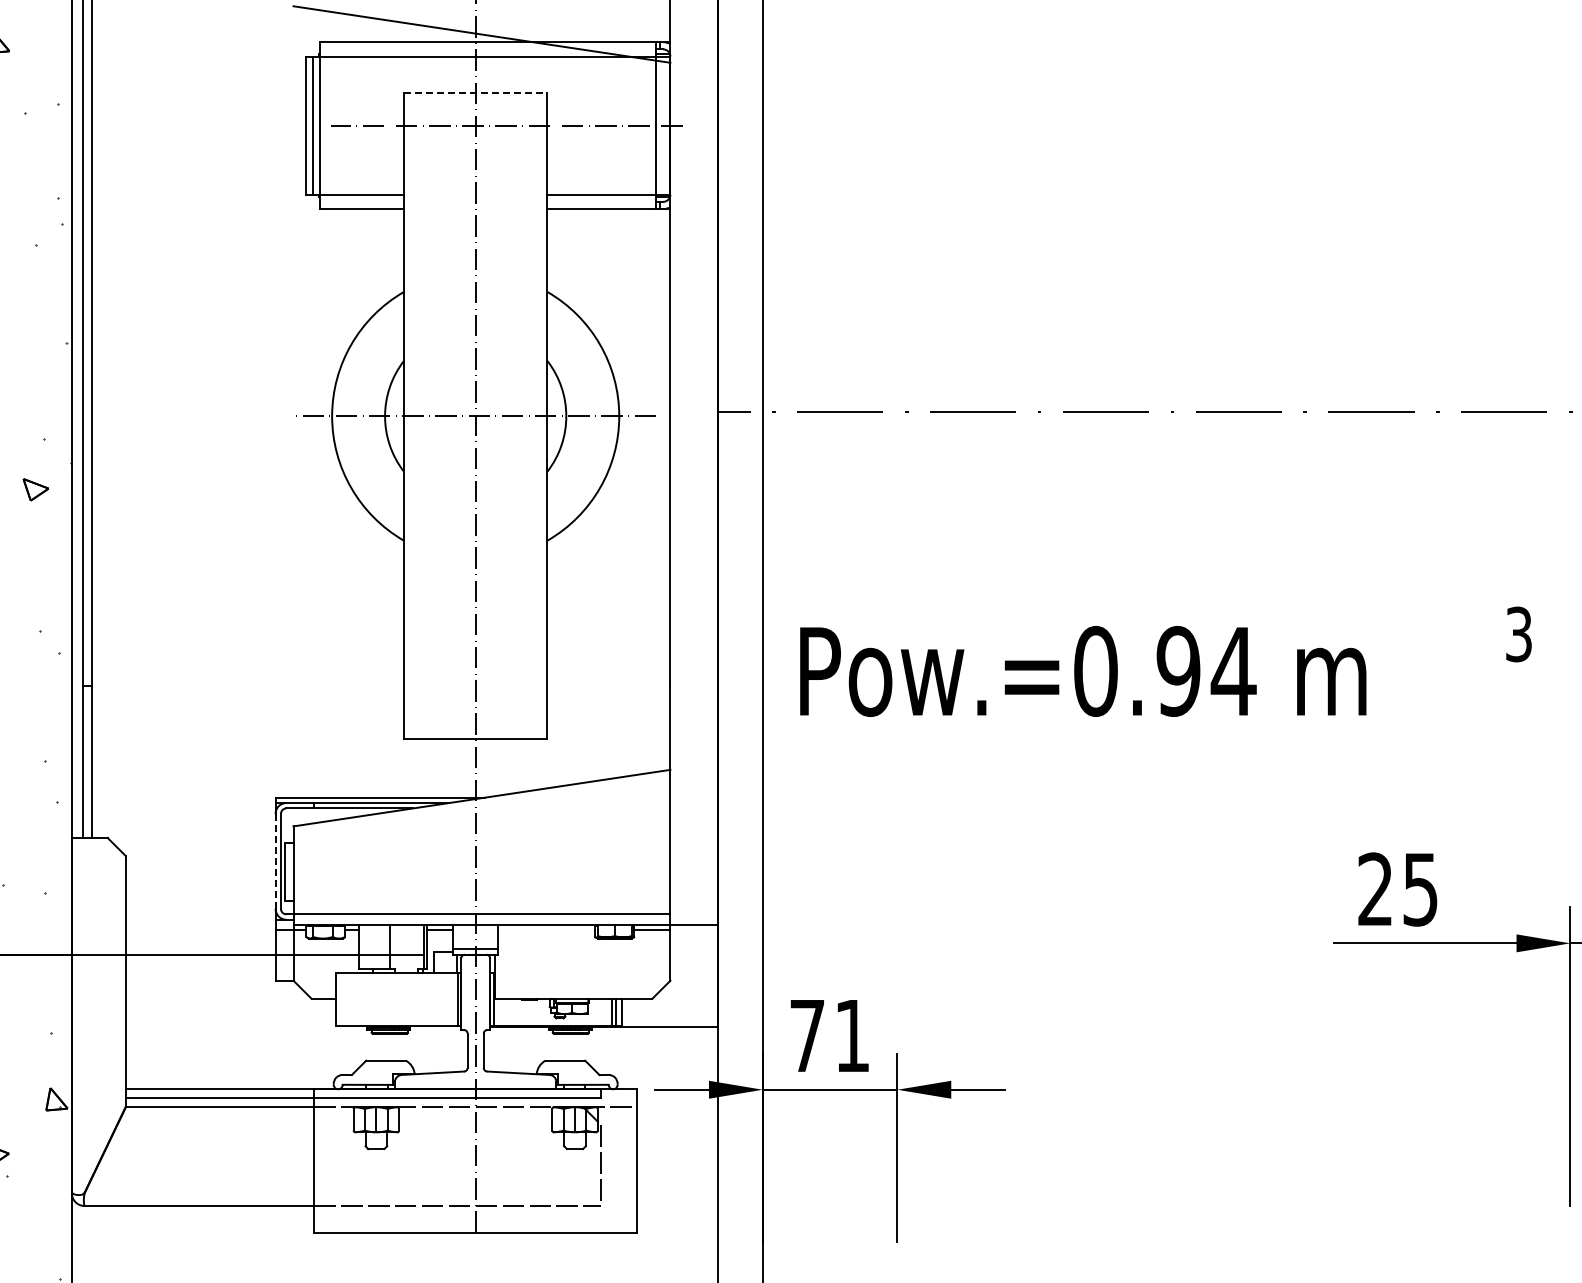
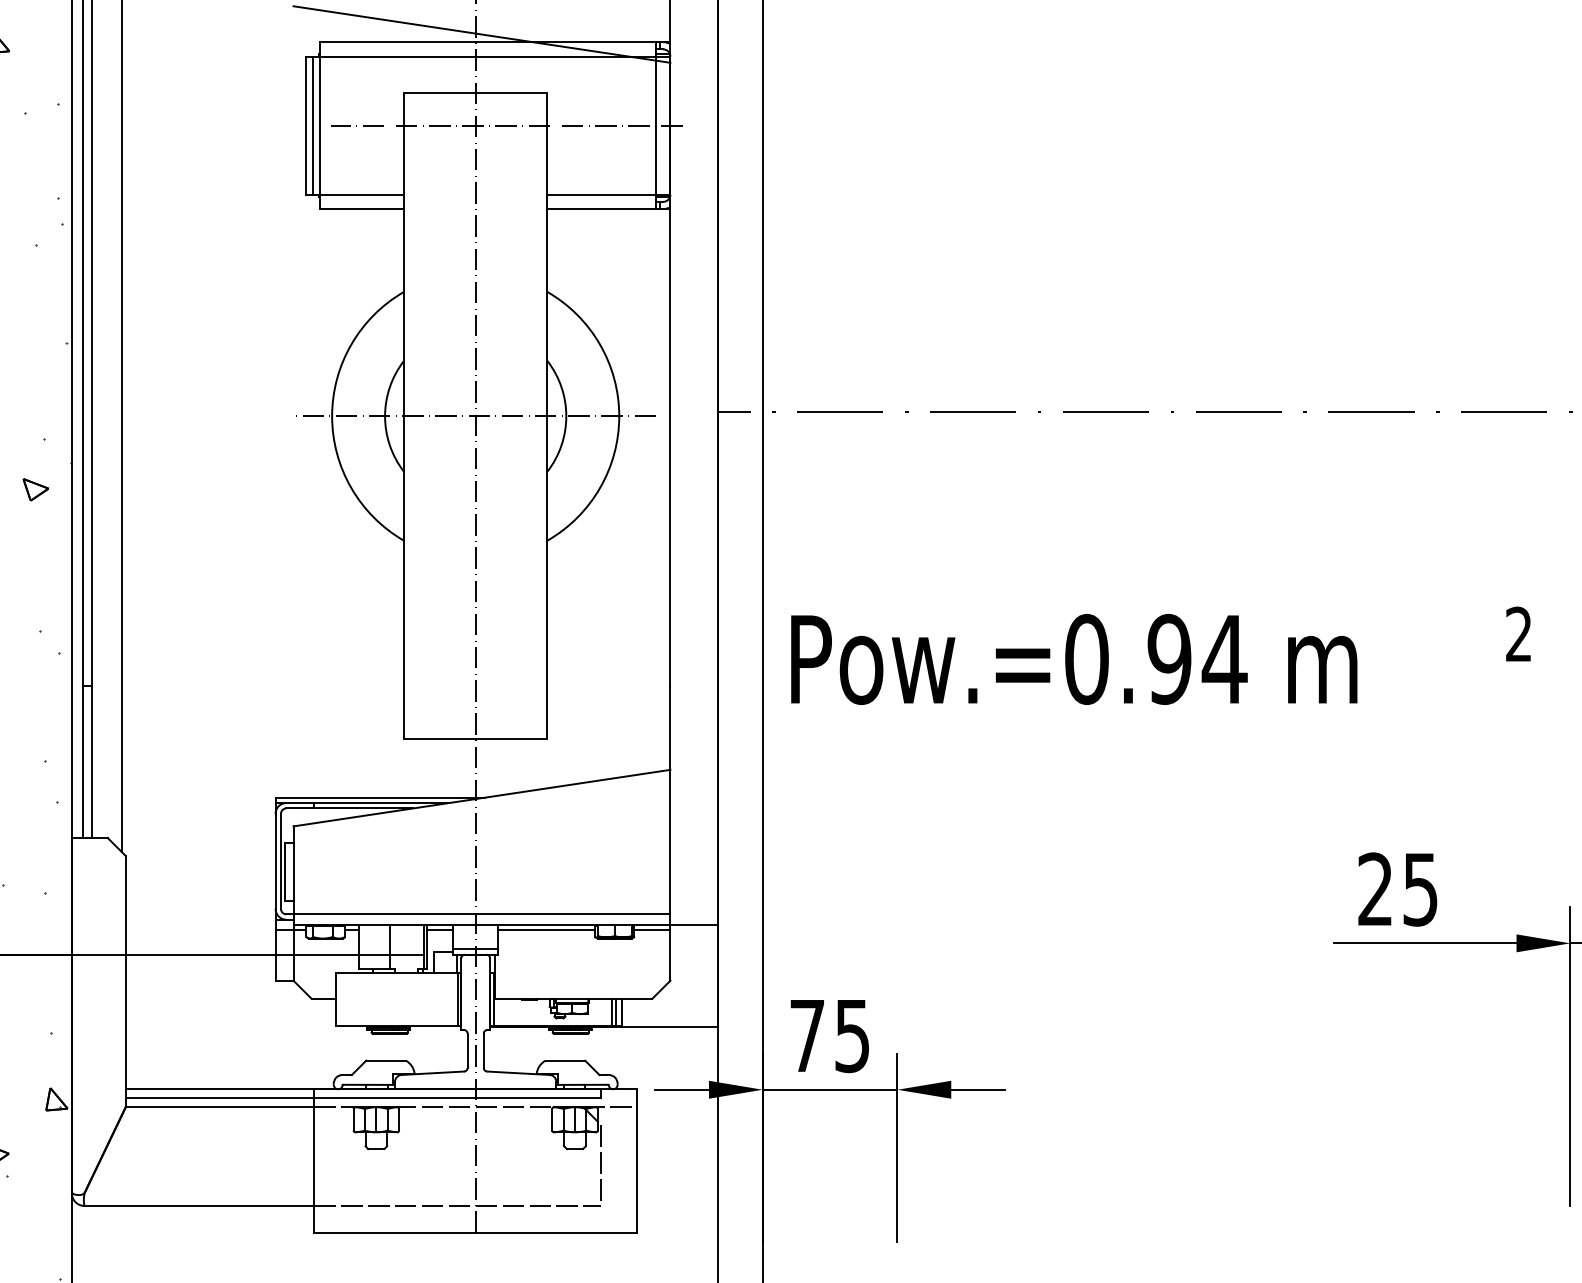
line: dashed -> solid (475, 93)
line: none -> present (122, 427)
text: 3 -> 2 (1518, 634)
text position: (1083, 671) -> (1074, 659) (1074, 659)
line: dashed -> solid (275, 861)
line: none -> present (546, 930)
text: 71 -> 75 (851, 1036)
